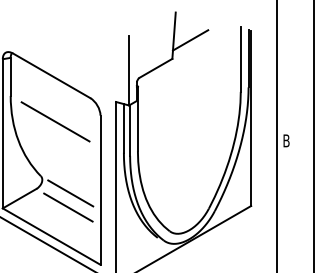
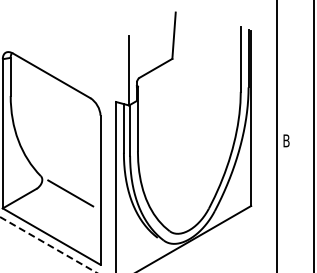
line: present -> none (190, 40)
line: present -> none (55, 121)
line: present -> none (68, 207)
line: solid -> dashed (48, 244)
